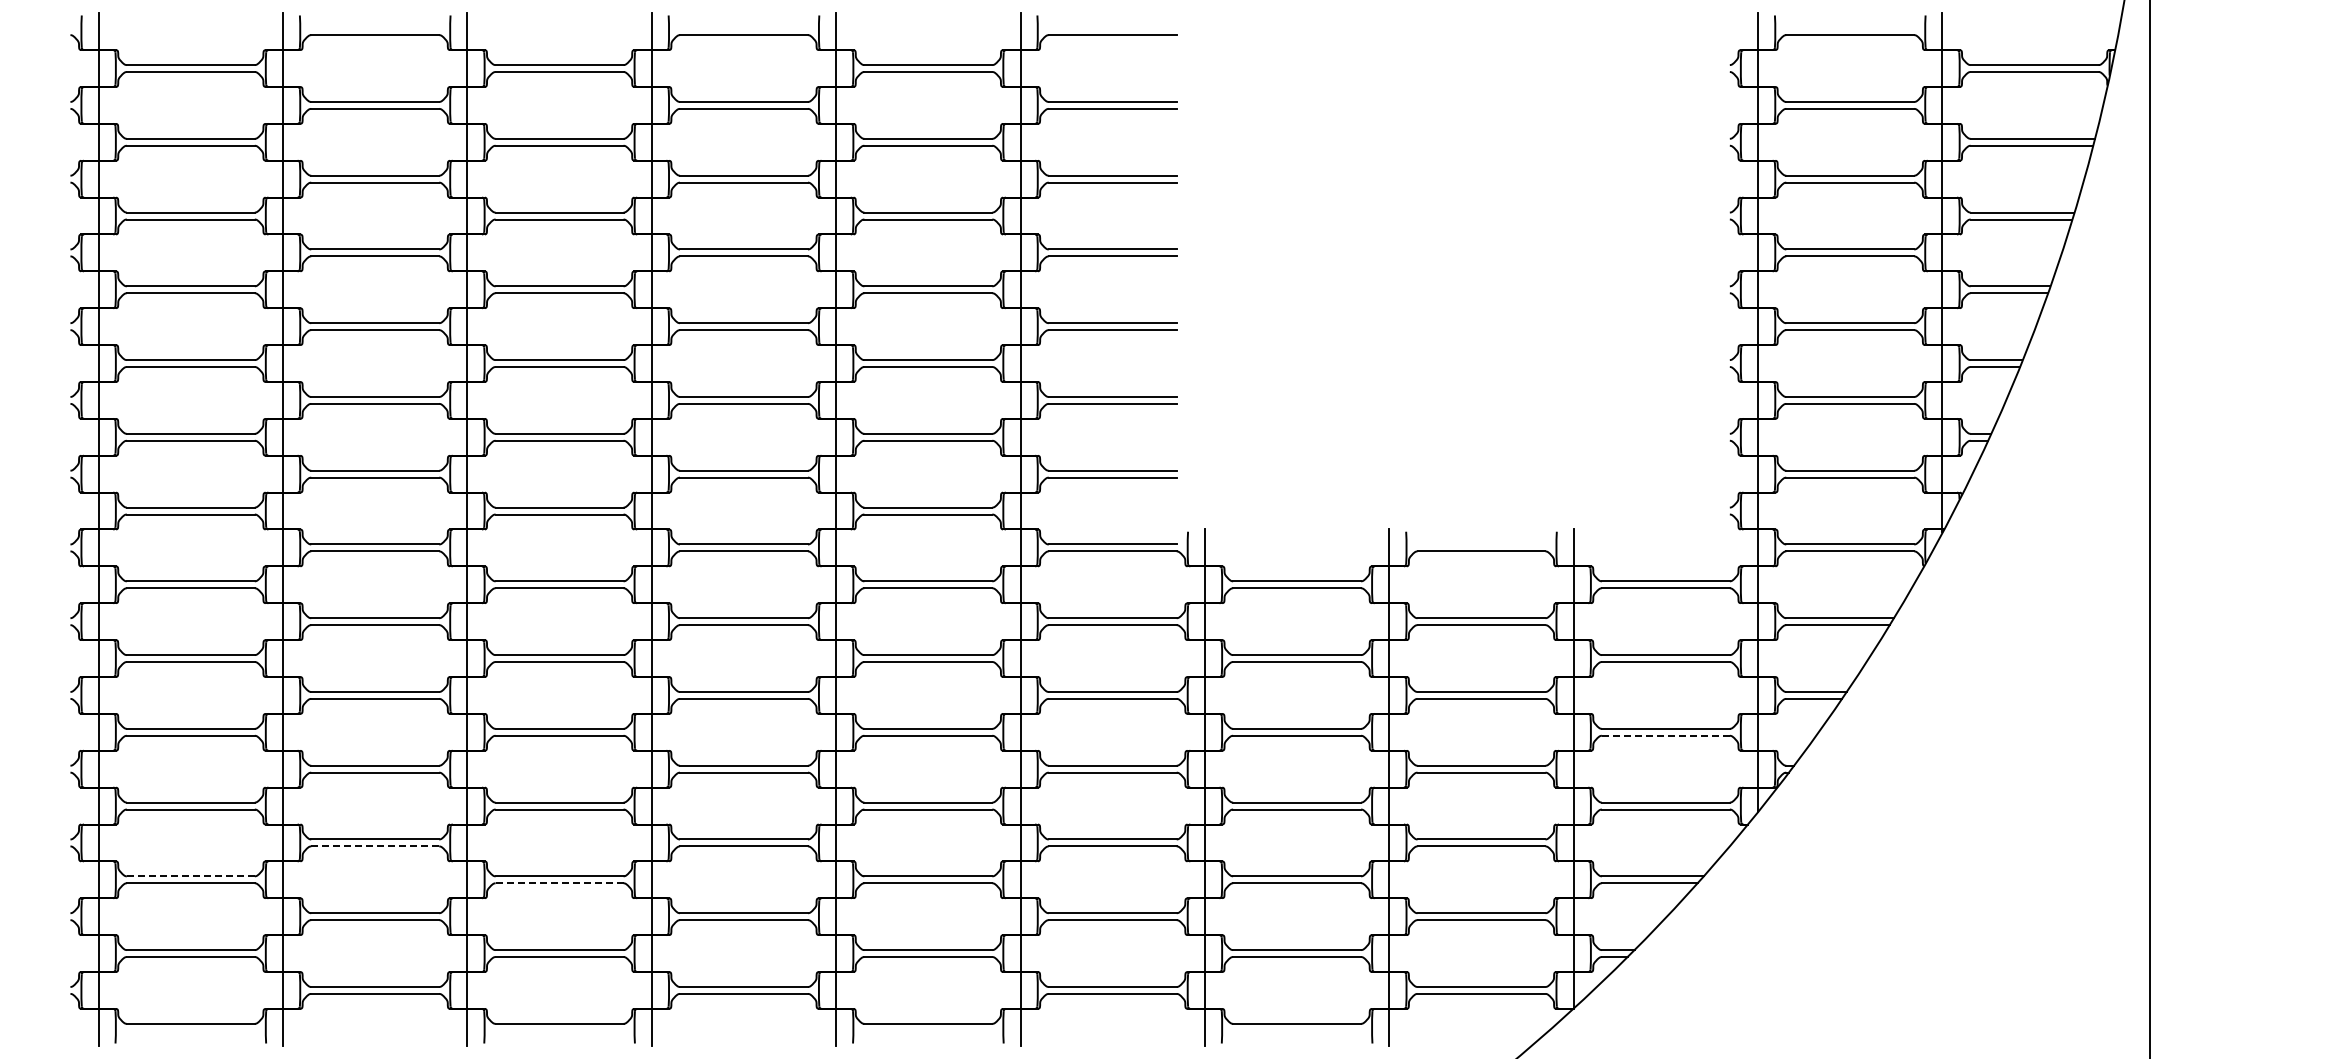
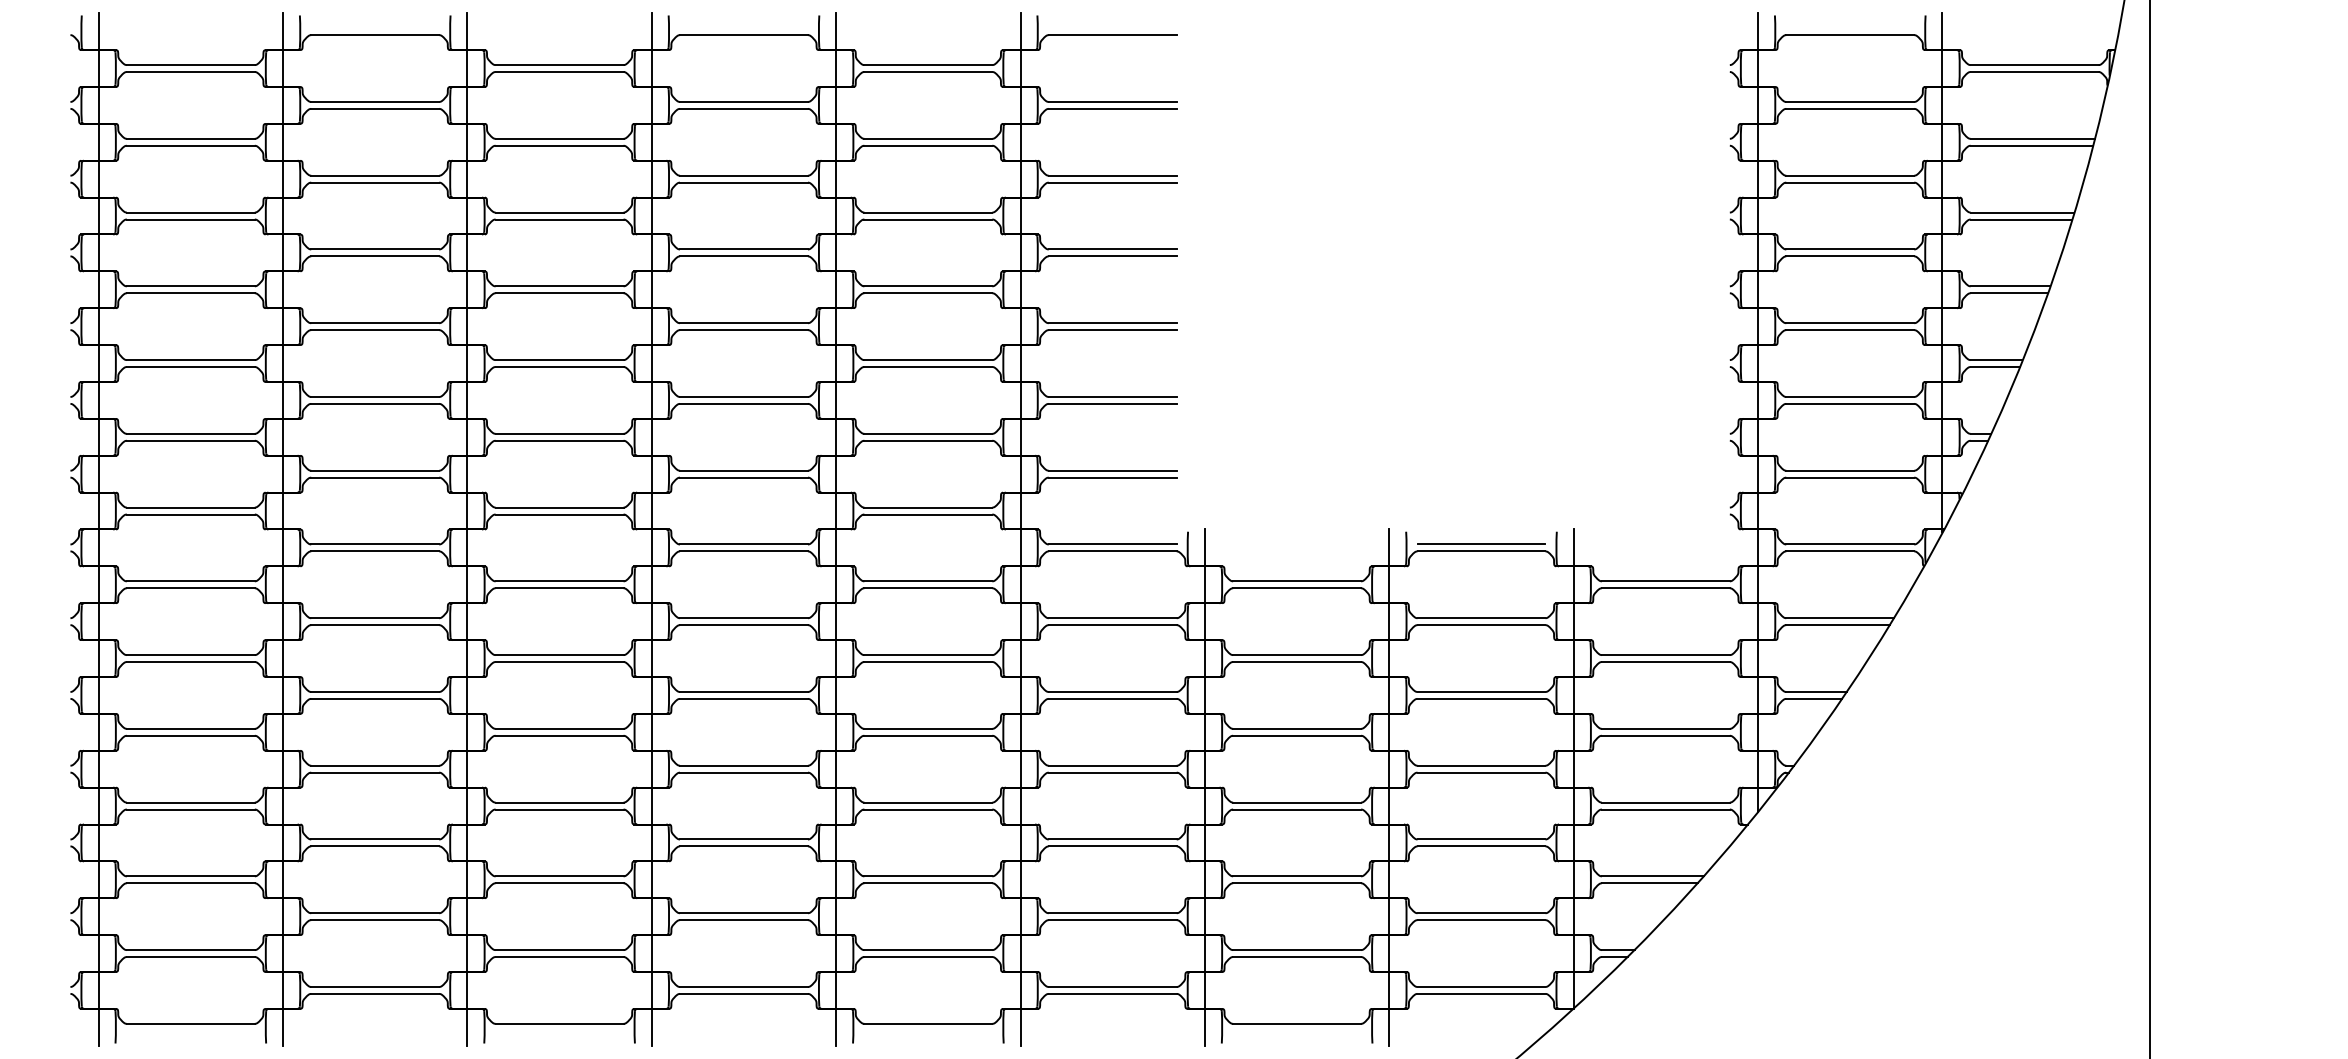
line: none -> present (1481, 544)
line: dashed -> solid (1665, 735)
line: dashed -> solid (375, 846)
line: dashed -> solid (190, 876)
line: dashed -> solid (559, 883)
